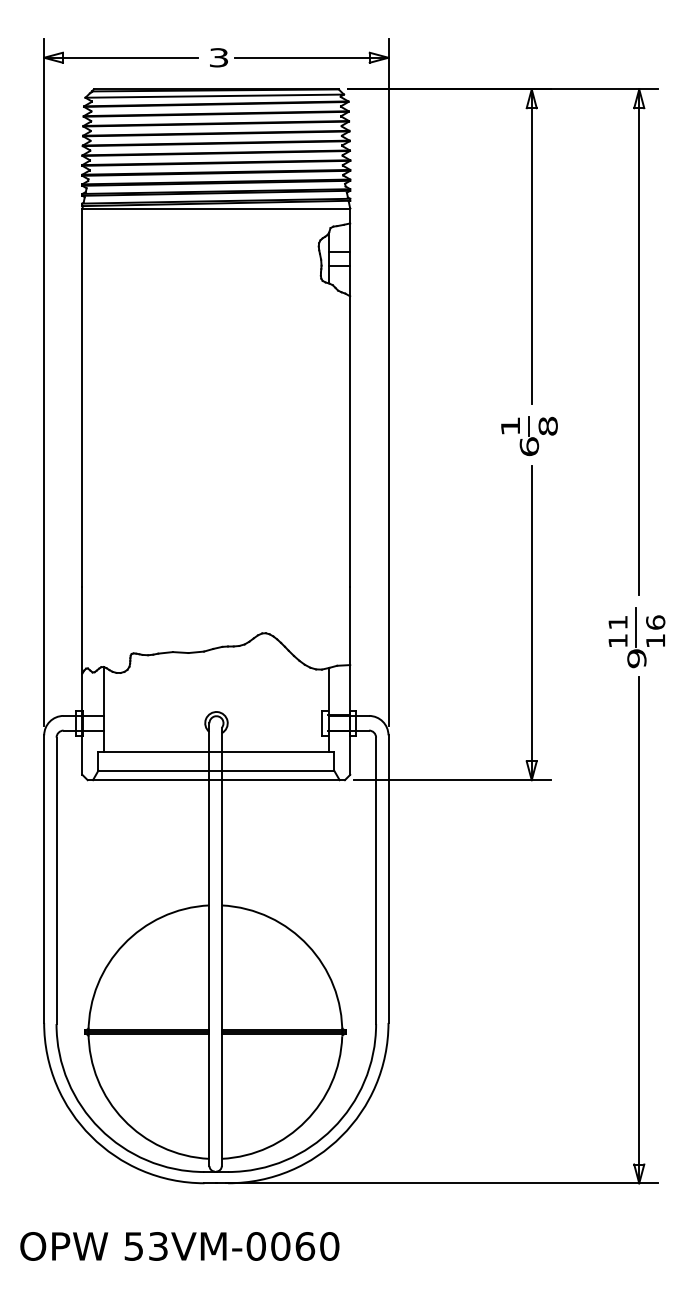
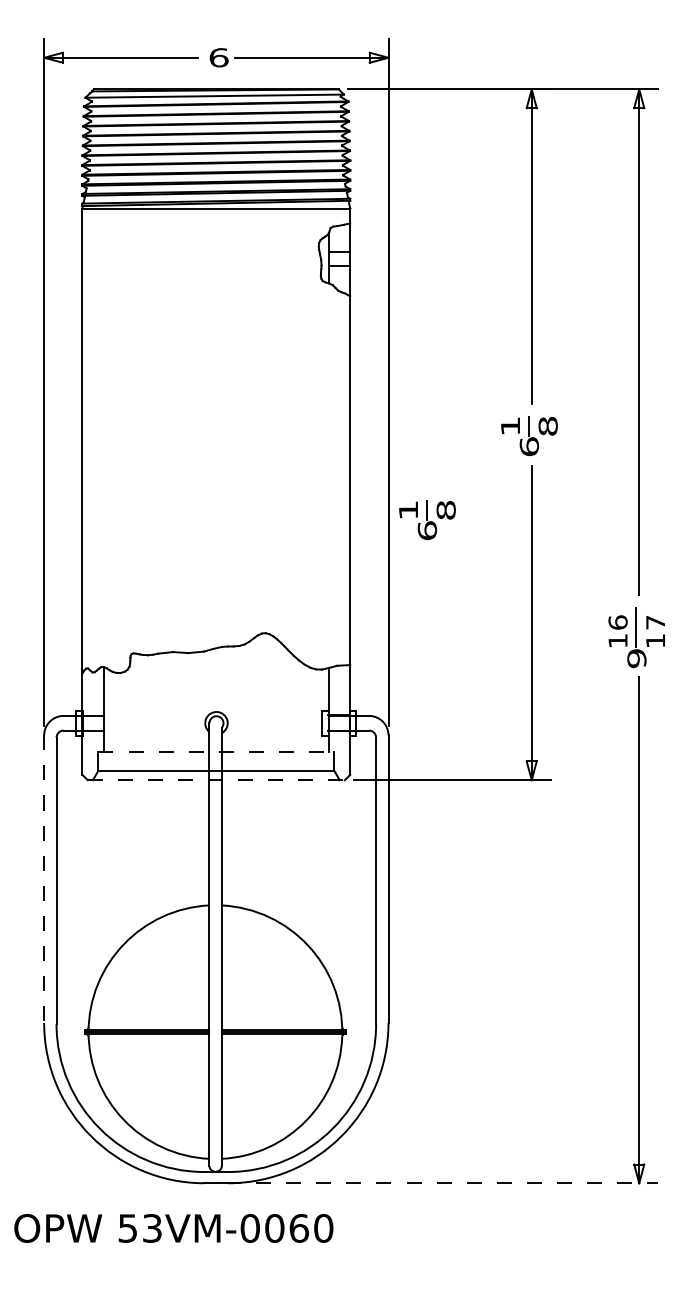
text: 3 -> 6 (218, 57)
part: none -> present (427, 520)
text: 11 -> 16 (617, 622)
text: 16 -> 17 (655, 622)
line: solid -> dashed (216, 751)
line: solid -> dashed (216, 780)
line: solid -> dashed (44, 879)
line: solid -> dashed (442, 1183)
text position: (179, 1246) -> (173, 1228) (173, 1228)
